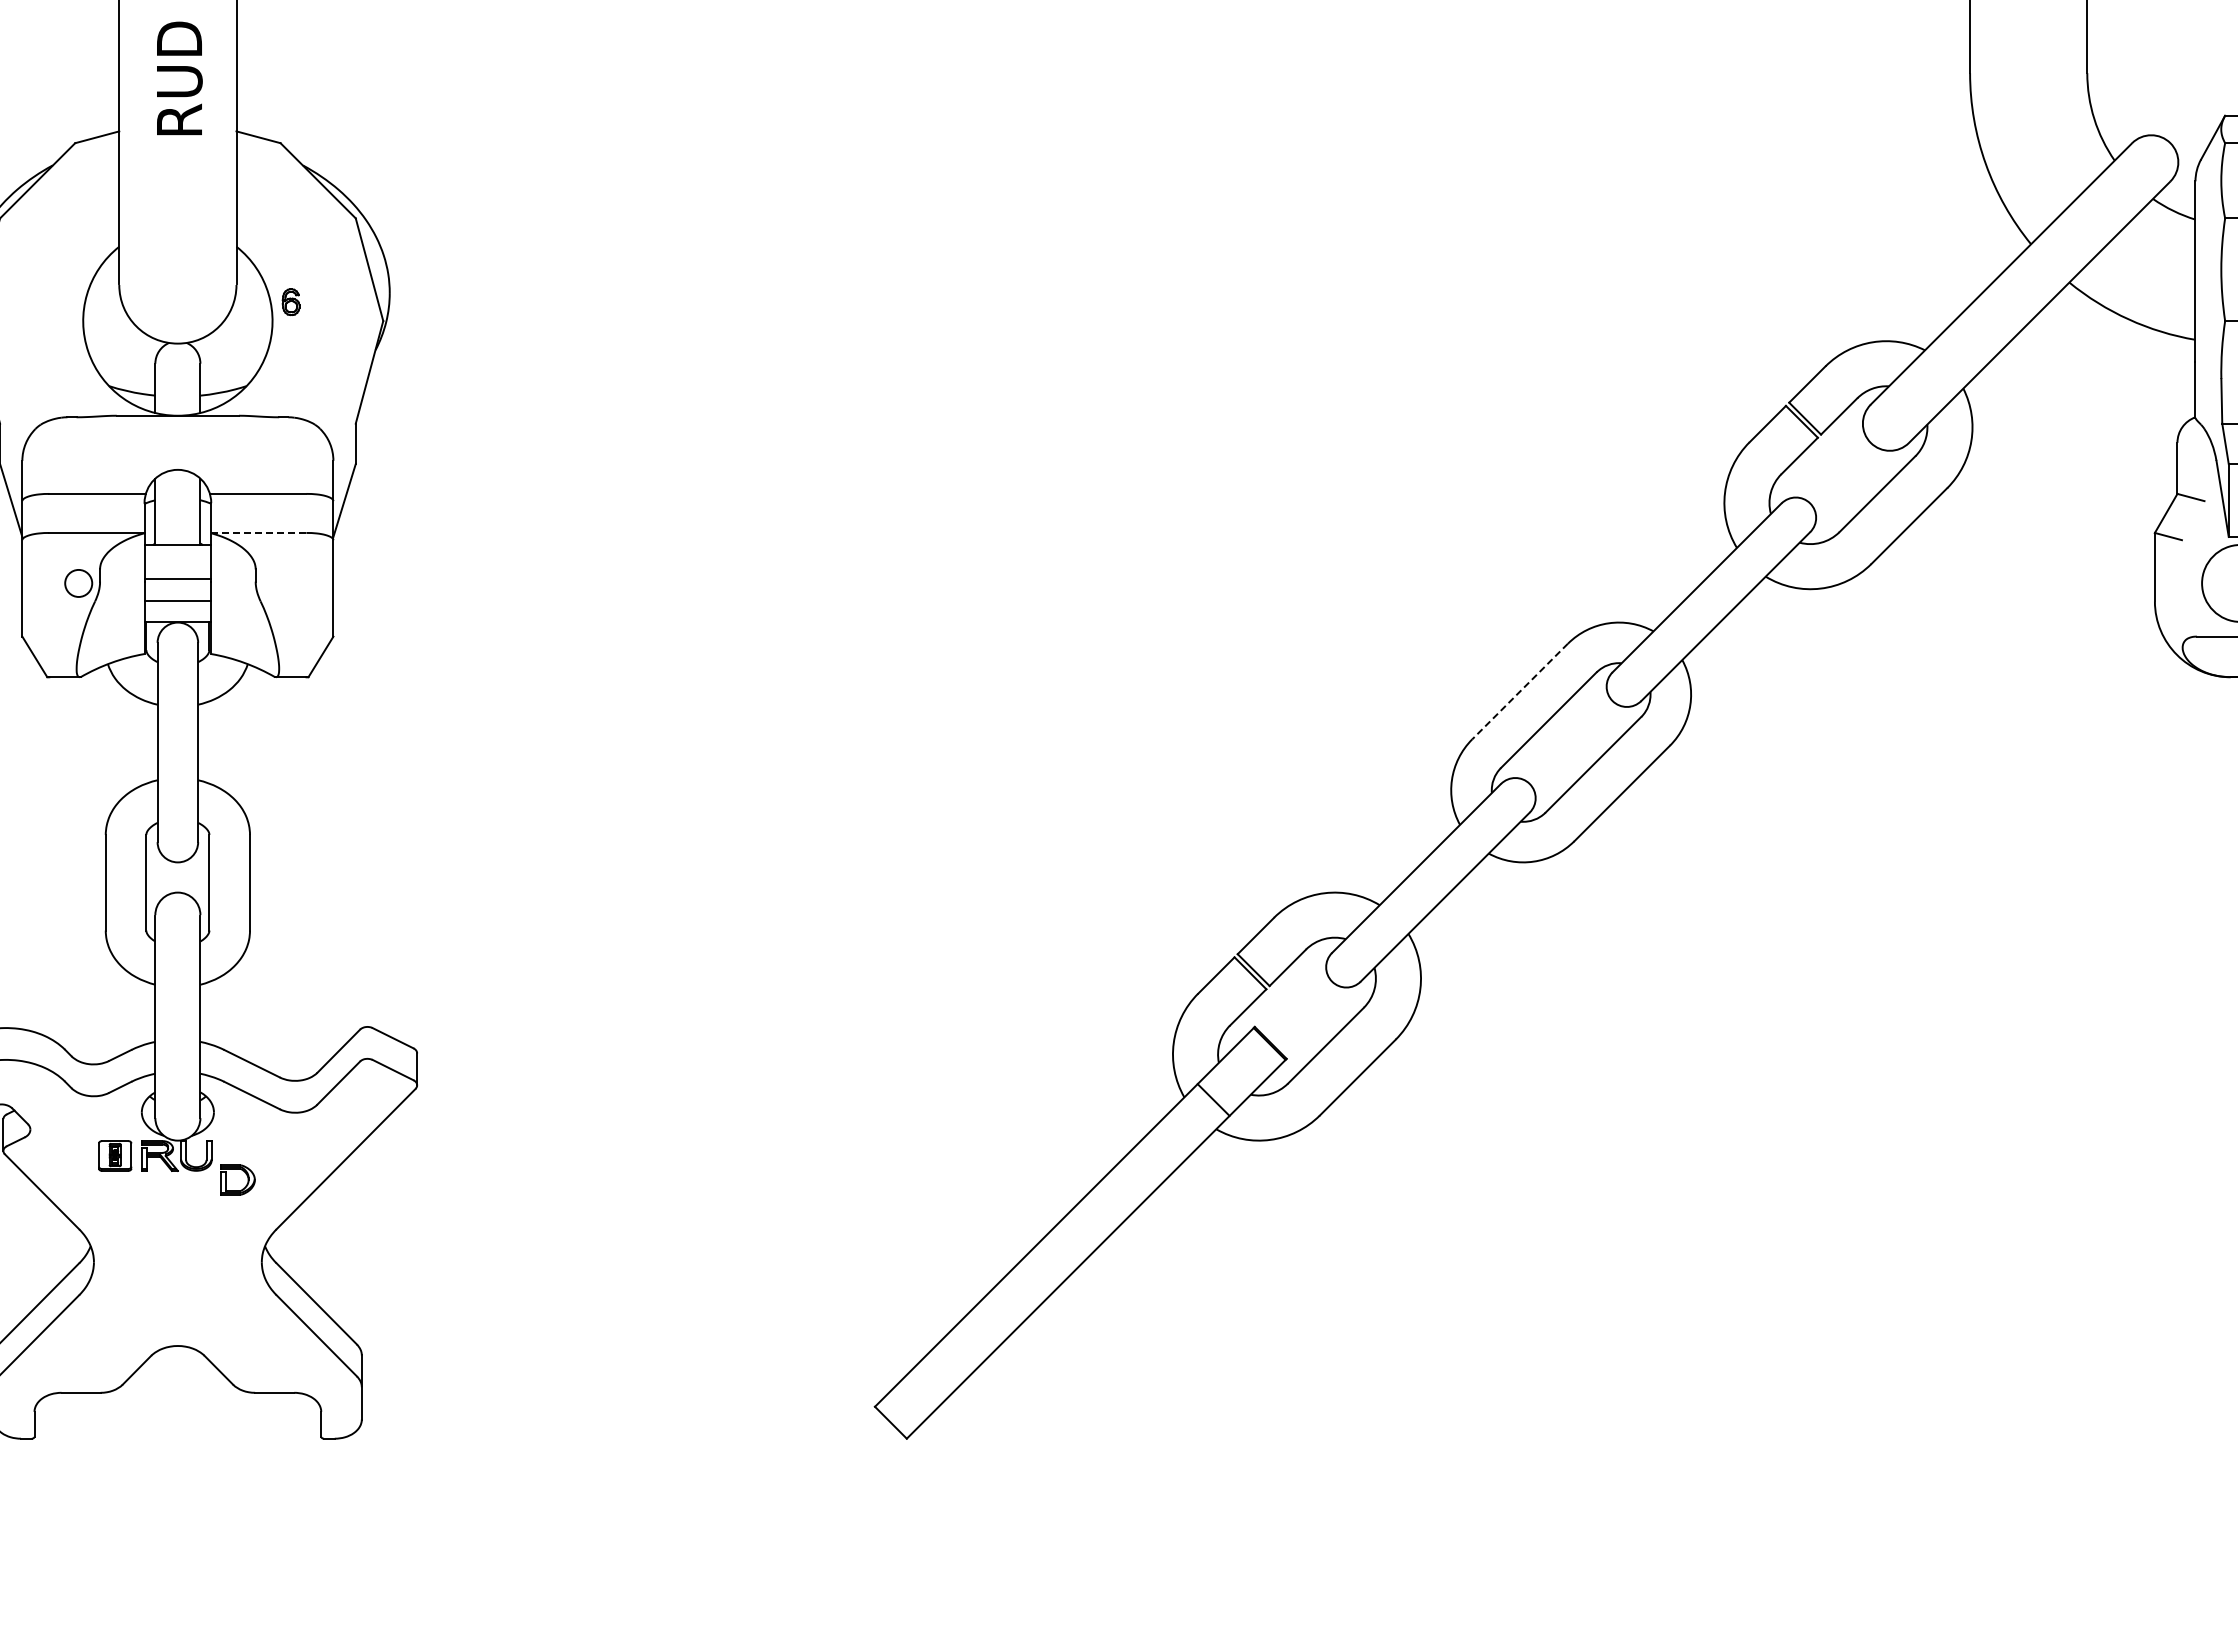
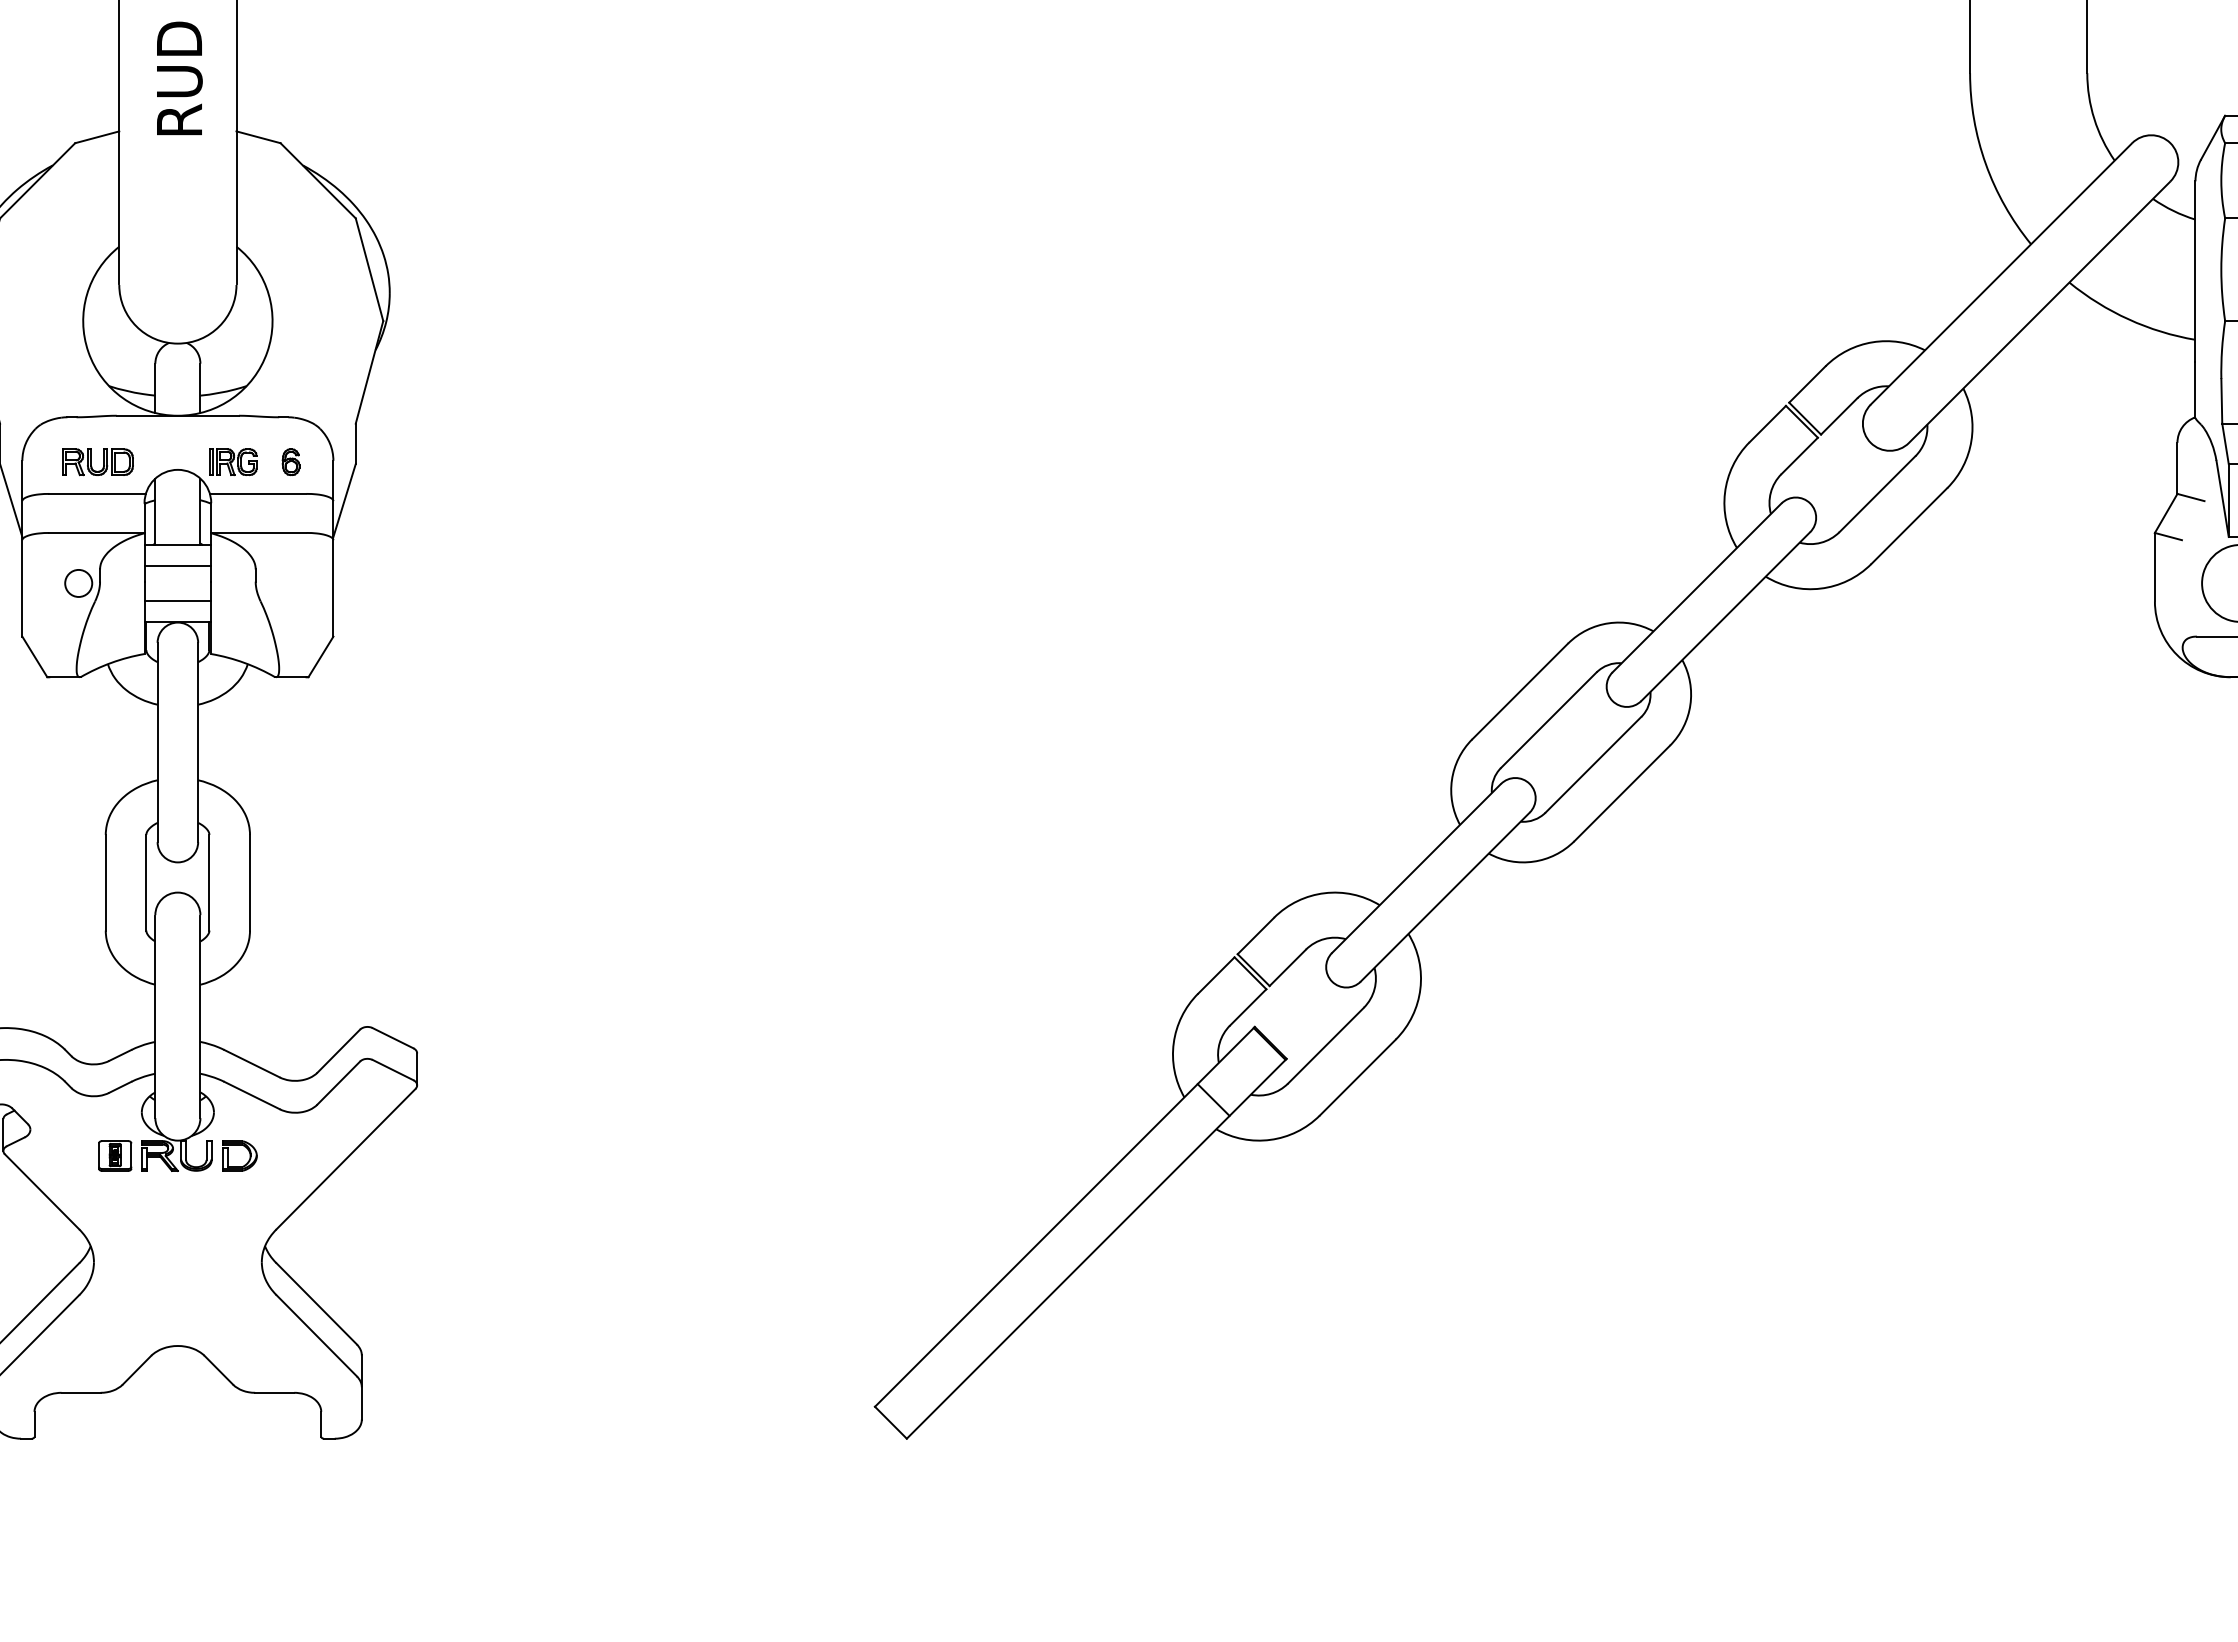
part position: (290, 302) -> (290, 462) (290, 462)
part: none -> present (233, 461)
part: none -> present (97, 462)
line: dashed -> solid (258, 532)
line position: (177, 578) -> (177, 565) (177, 565)
line: dashed -> solid (1520, 691)
part position: (242, 1171) -> (244, 1147) (244, 1147)
